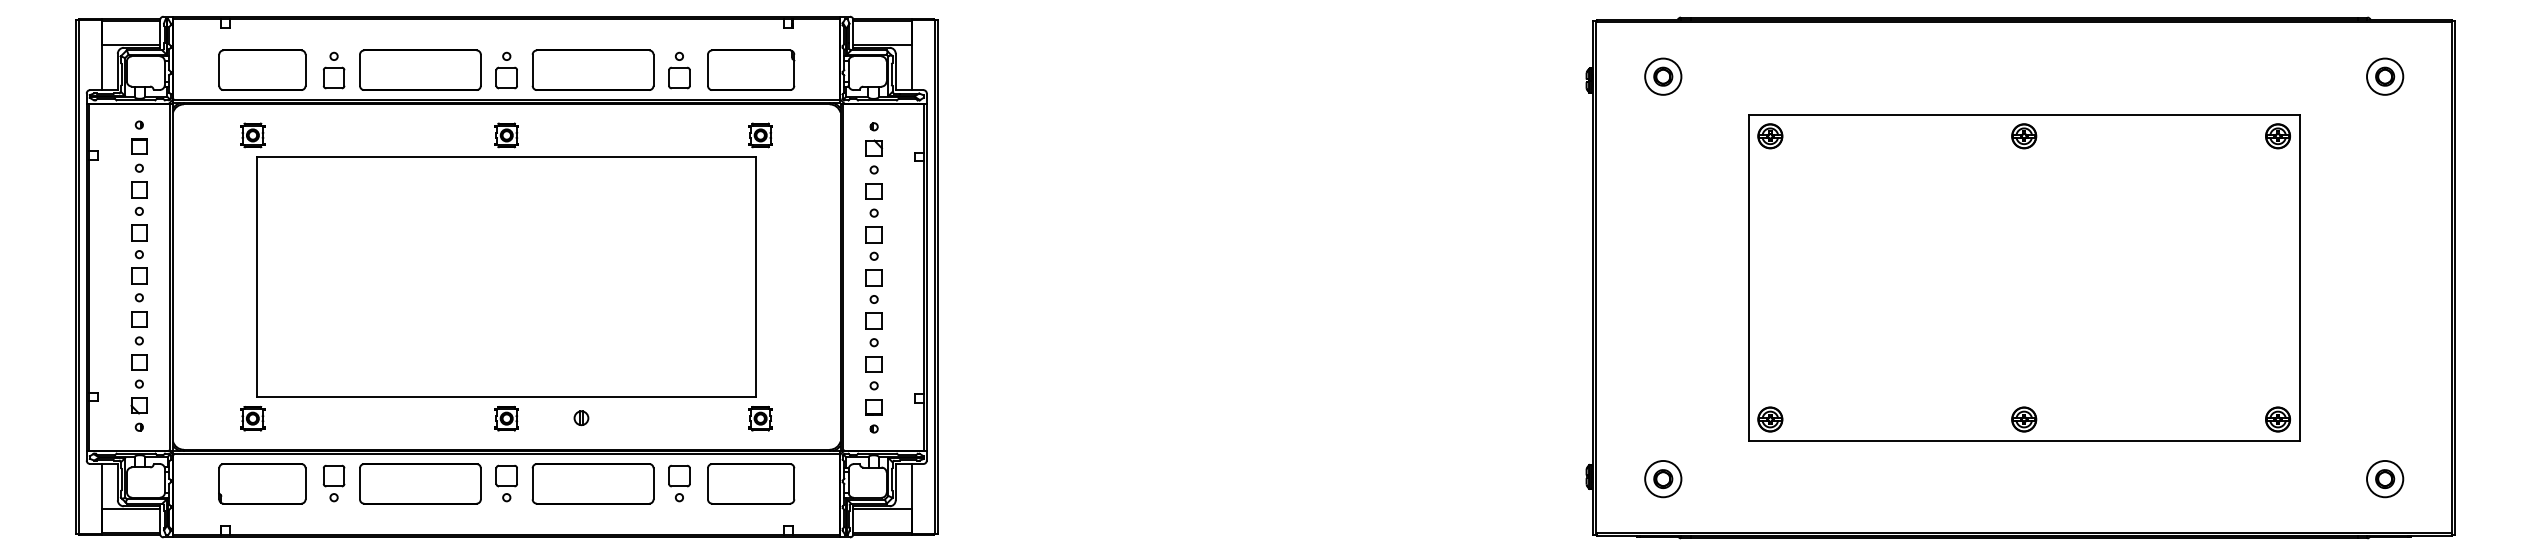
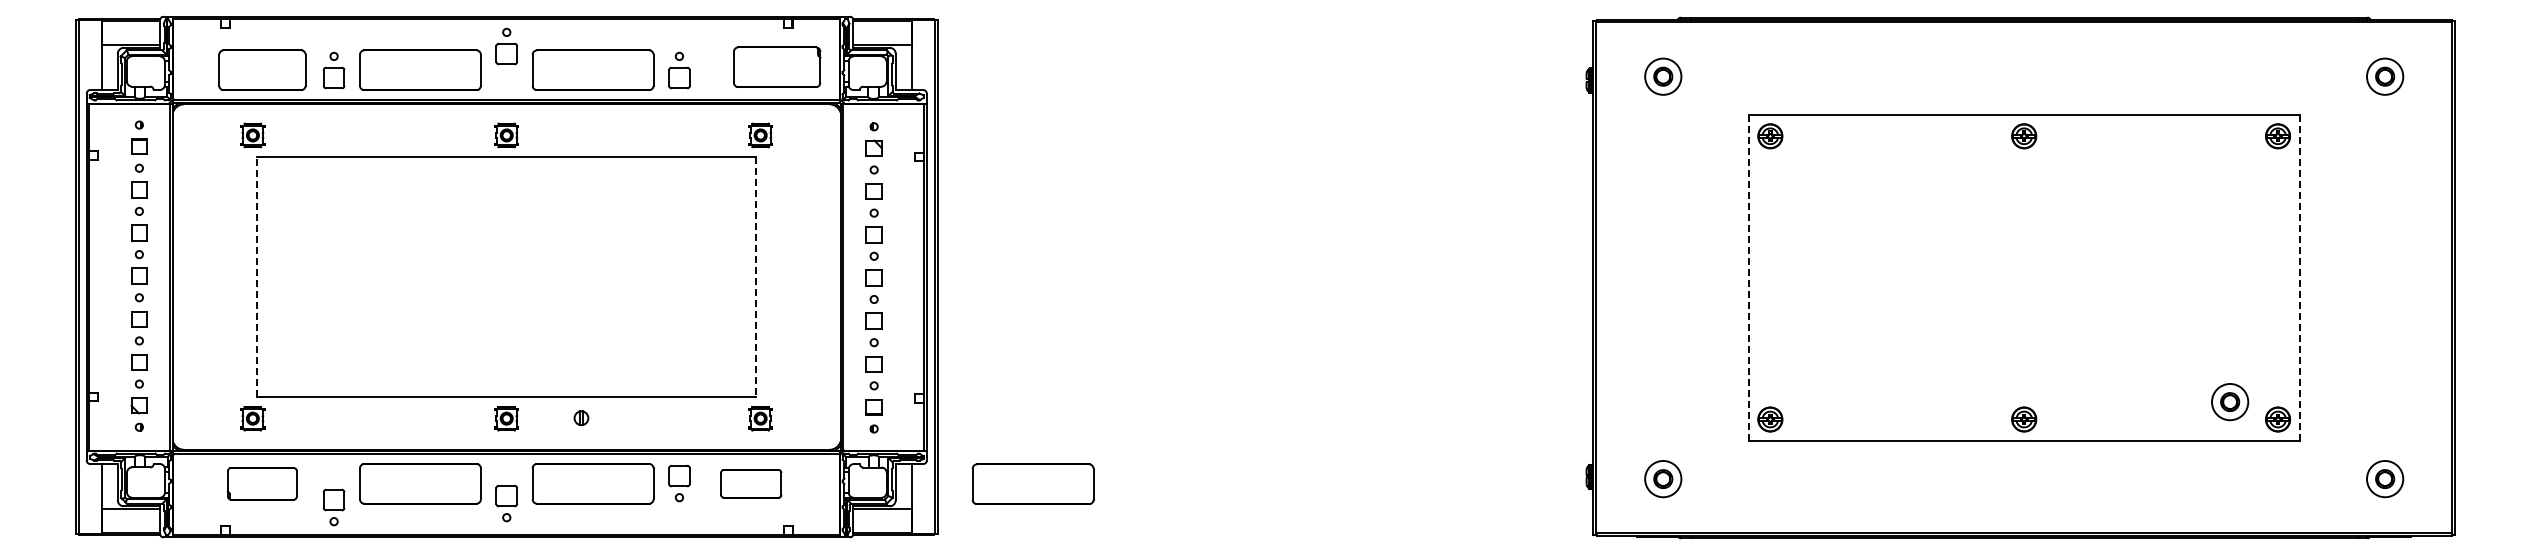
part position: (751, 69) -> (777, 66) (777, 66)
part position: (506, 70) -> (506, 46) (506, 46)
line: solid -> dashed (257, 276)
line: solid -> dashed (756, 277)
line: solid -> dashed (2299, 277)
line: solid -> dashed (1748, 278)
part: none -> present (2230, 402)
part size: 89x42 px -> 72x34 px (261, 483)
part position: (333, 483) -> (333, 507) (333, 507)
part position: (506, 483) -> (506, 503) (506, 503)
part size: 89x42 px -> 63x30 px (751, 483)
part: none -> present (1032, 483)
